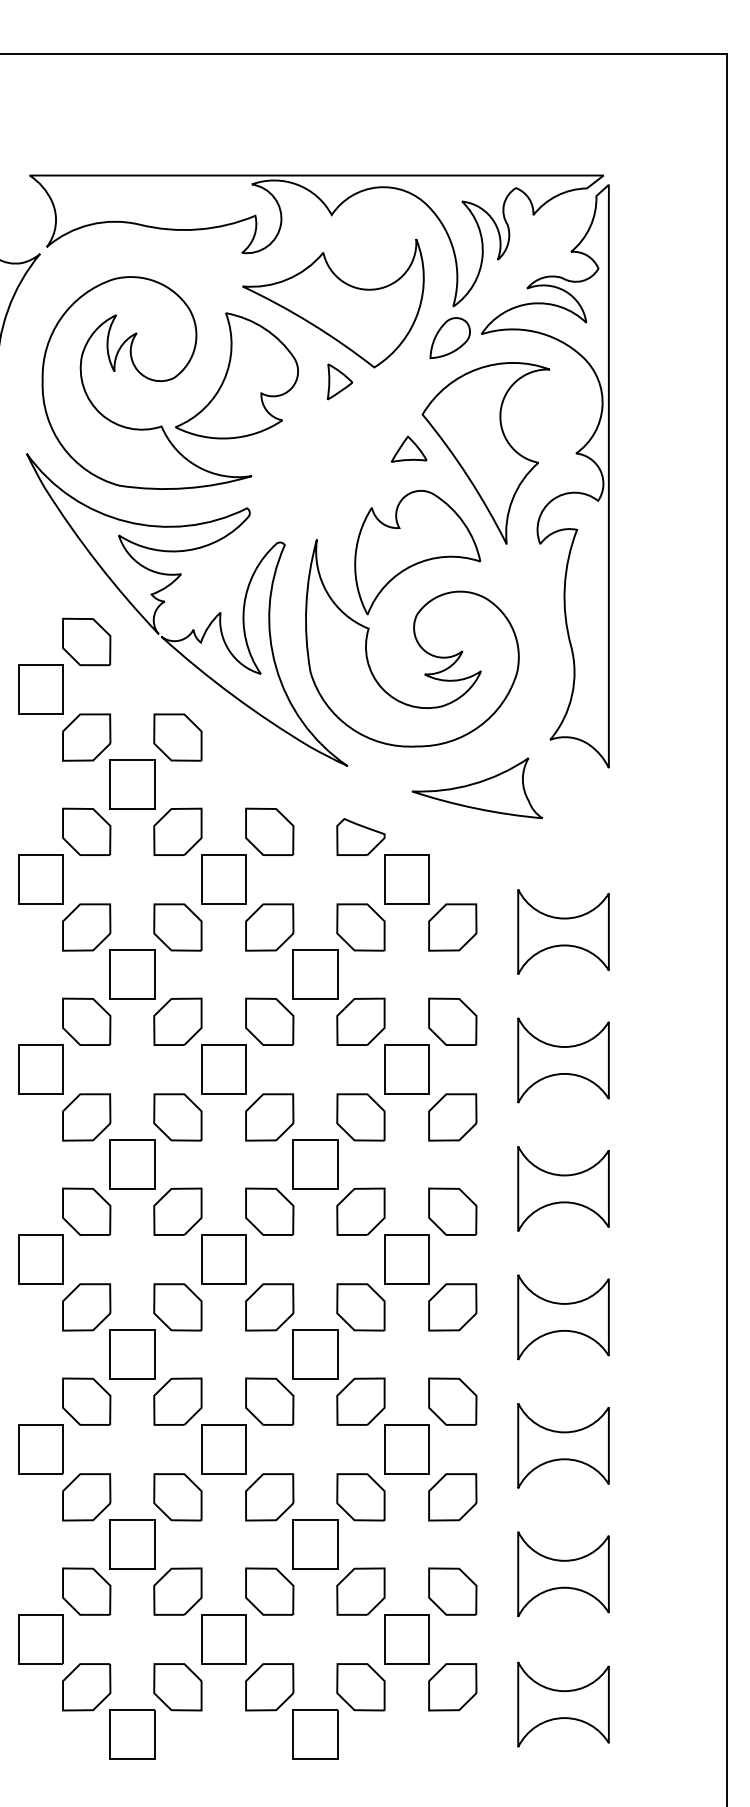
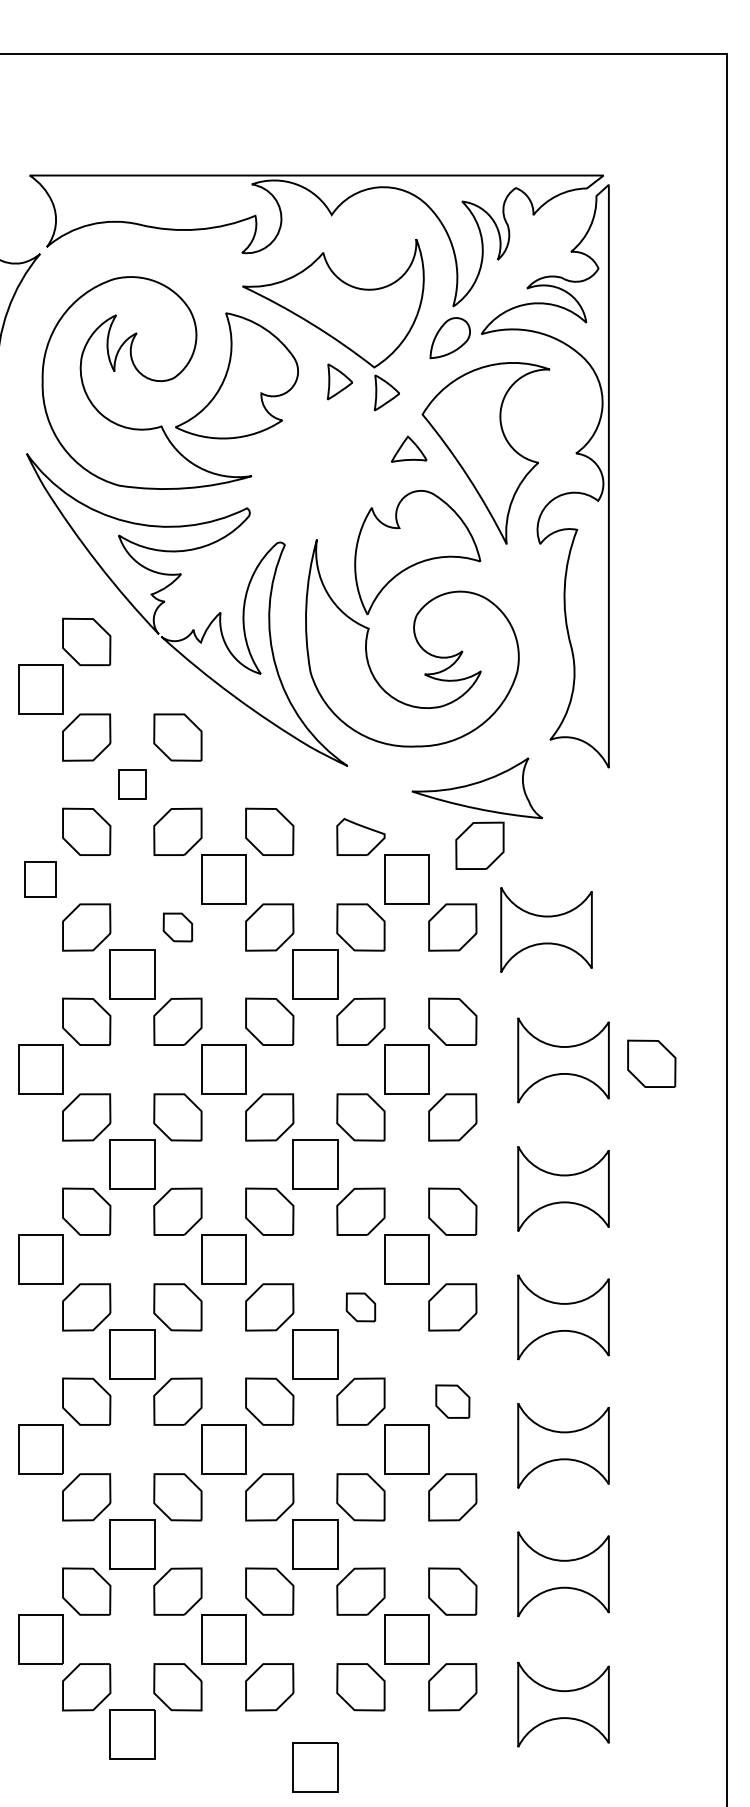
part: none -> present (386, 392)
part size: 47x51 px -> 29x31 px (132, 784)
part: none -> present (479, 845)
part size: 46x51 px -> 33x37 px (40, 879)
part size: 50x49 px -> 31x31 px (177, 927)
part position: (563, 931) -> (546, 929) (546, 929)
part: none -> present (651, 1063)
part size: 50x49 px -> 32x31 px (360, 1307)
part size: 50x49 px -> 36x35 px (452, 1401)
part position: (315, 1734) -> (315, 1767) (315, 1767)
